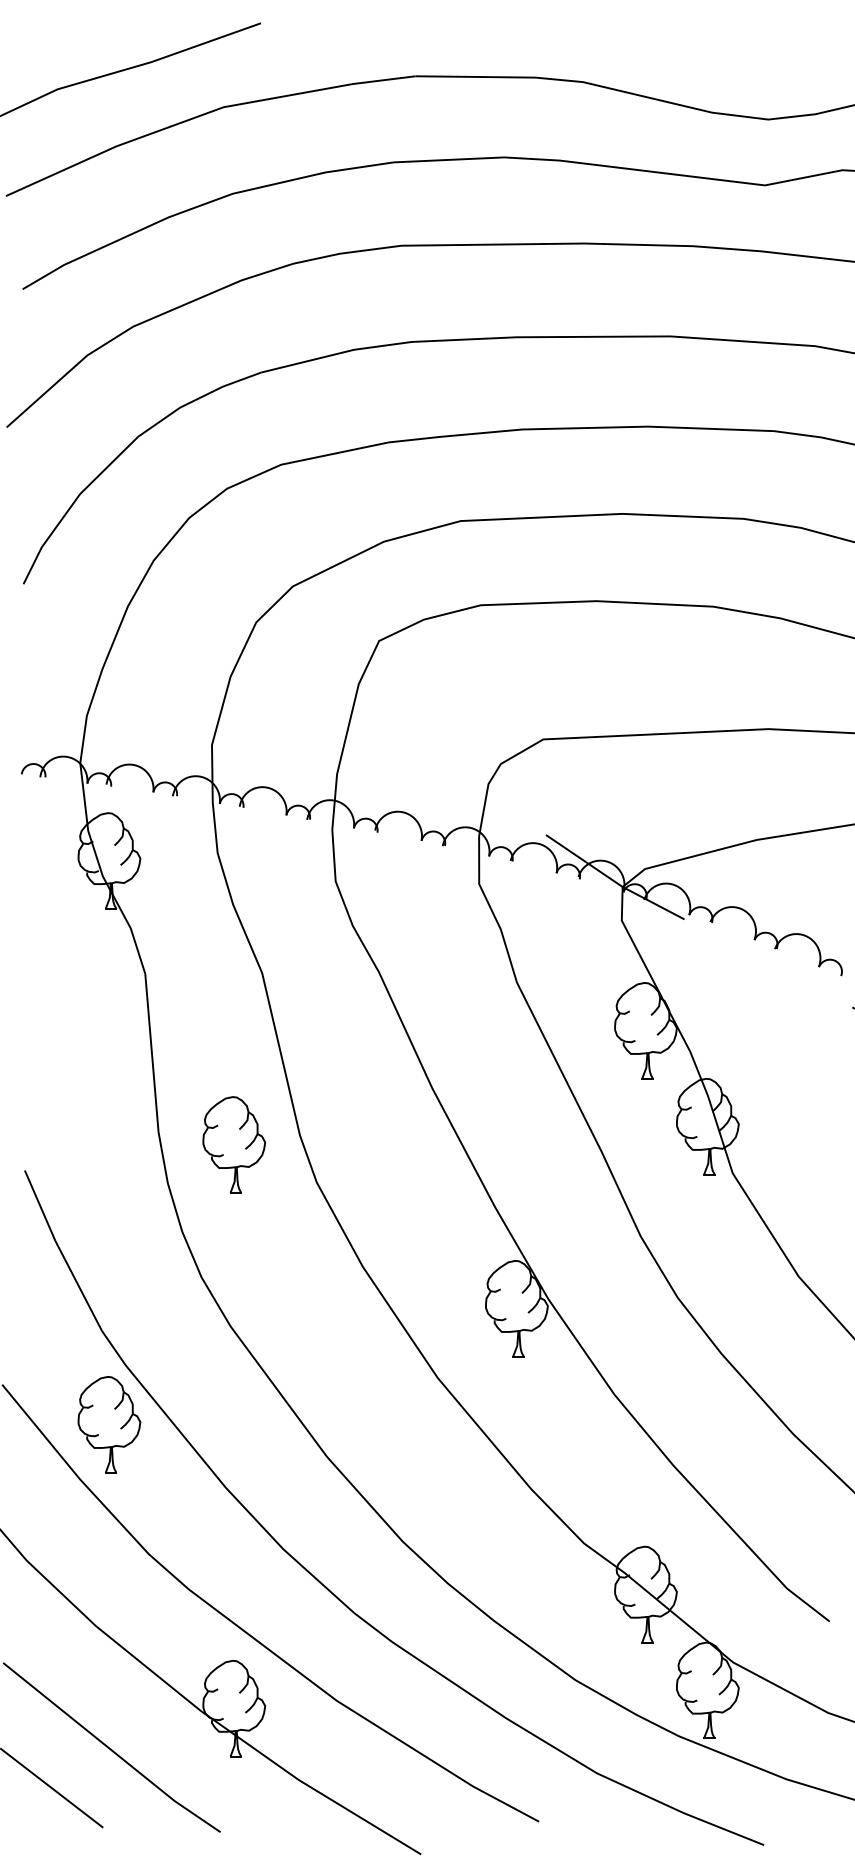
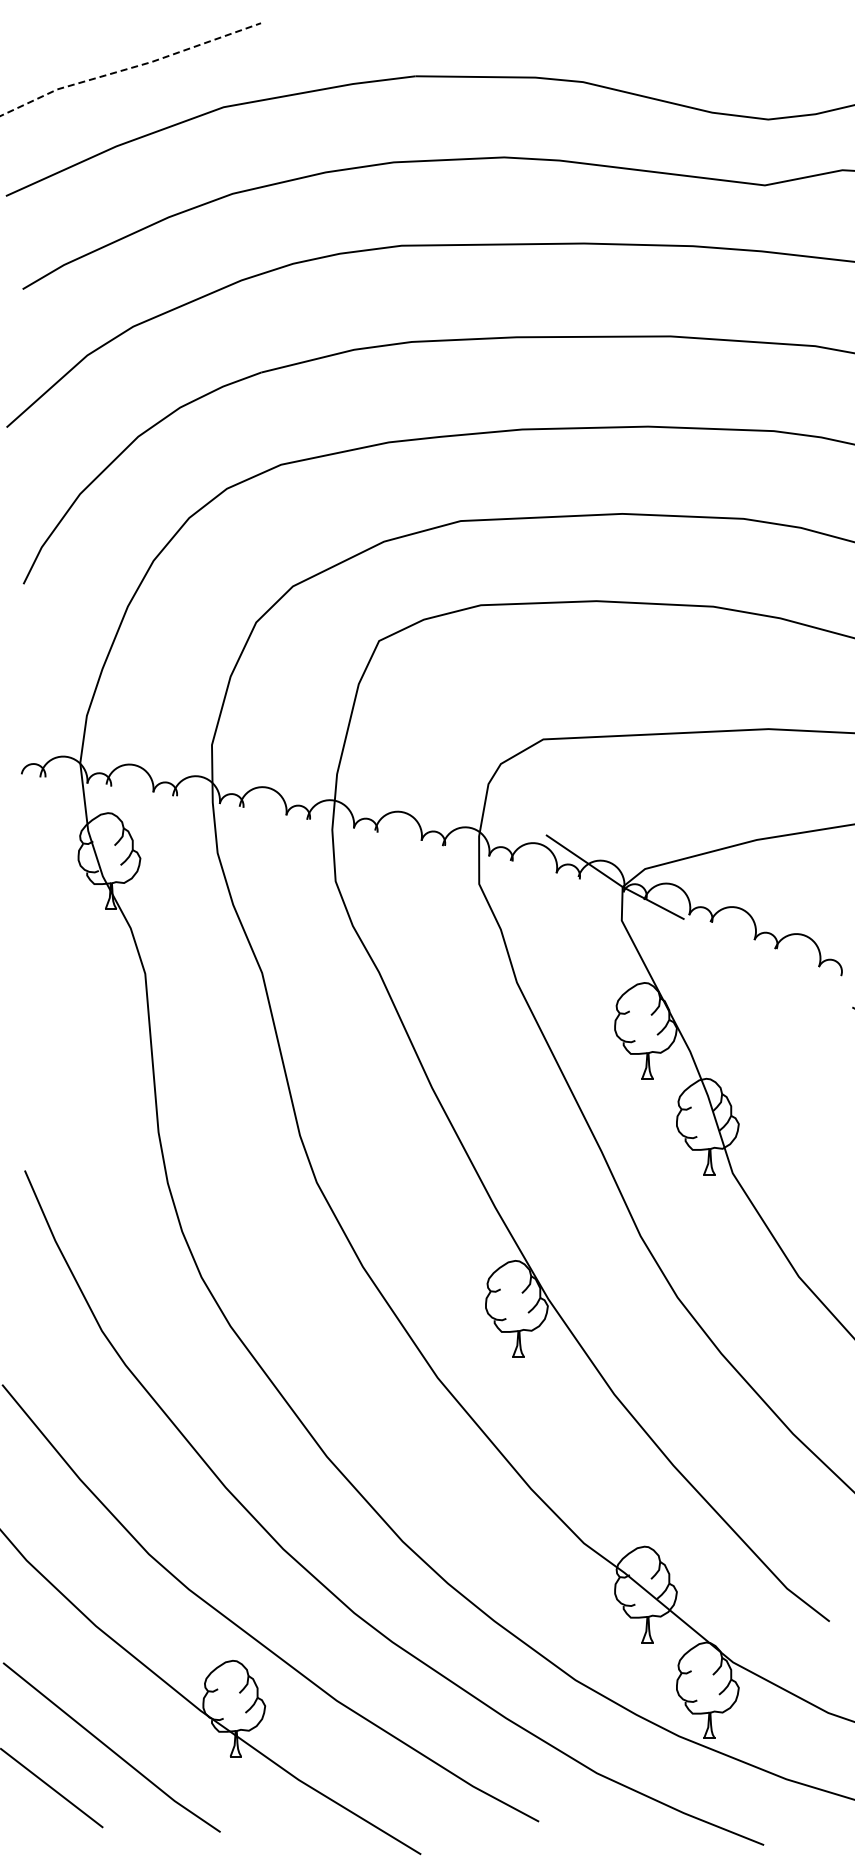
line: solid -> dashed (130, 68)
part: present -> none (234, 1144)
part: present -> none (109, 1424)
